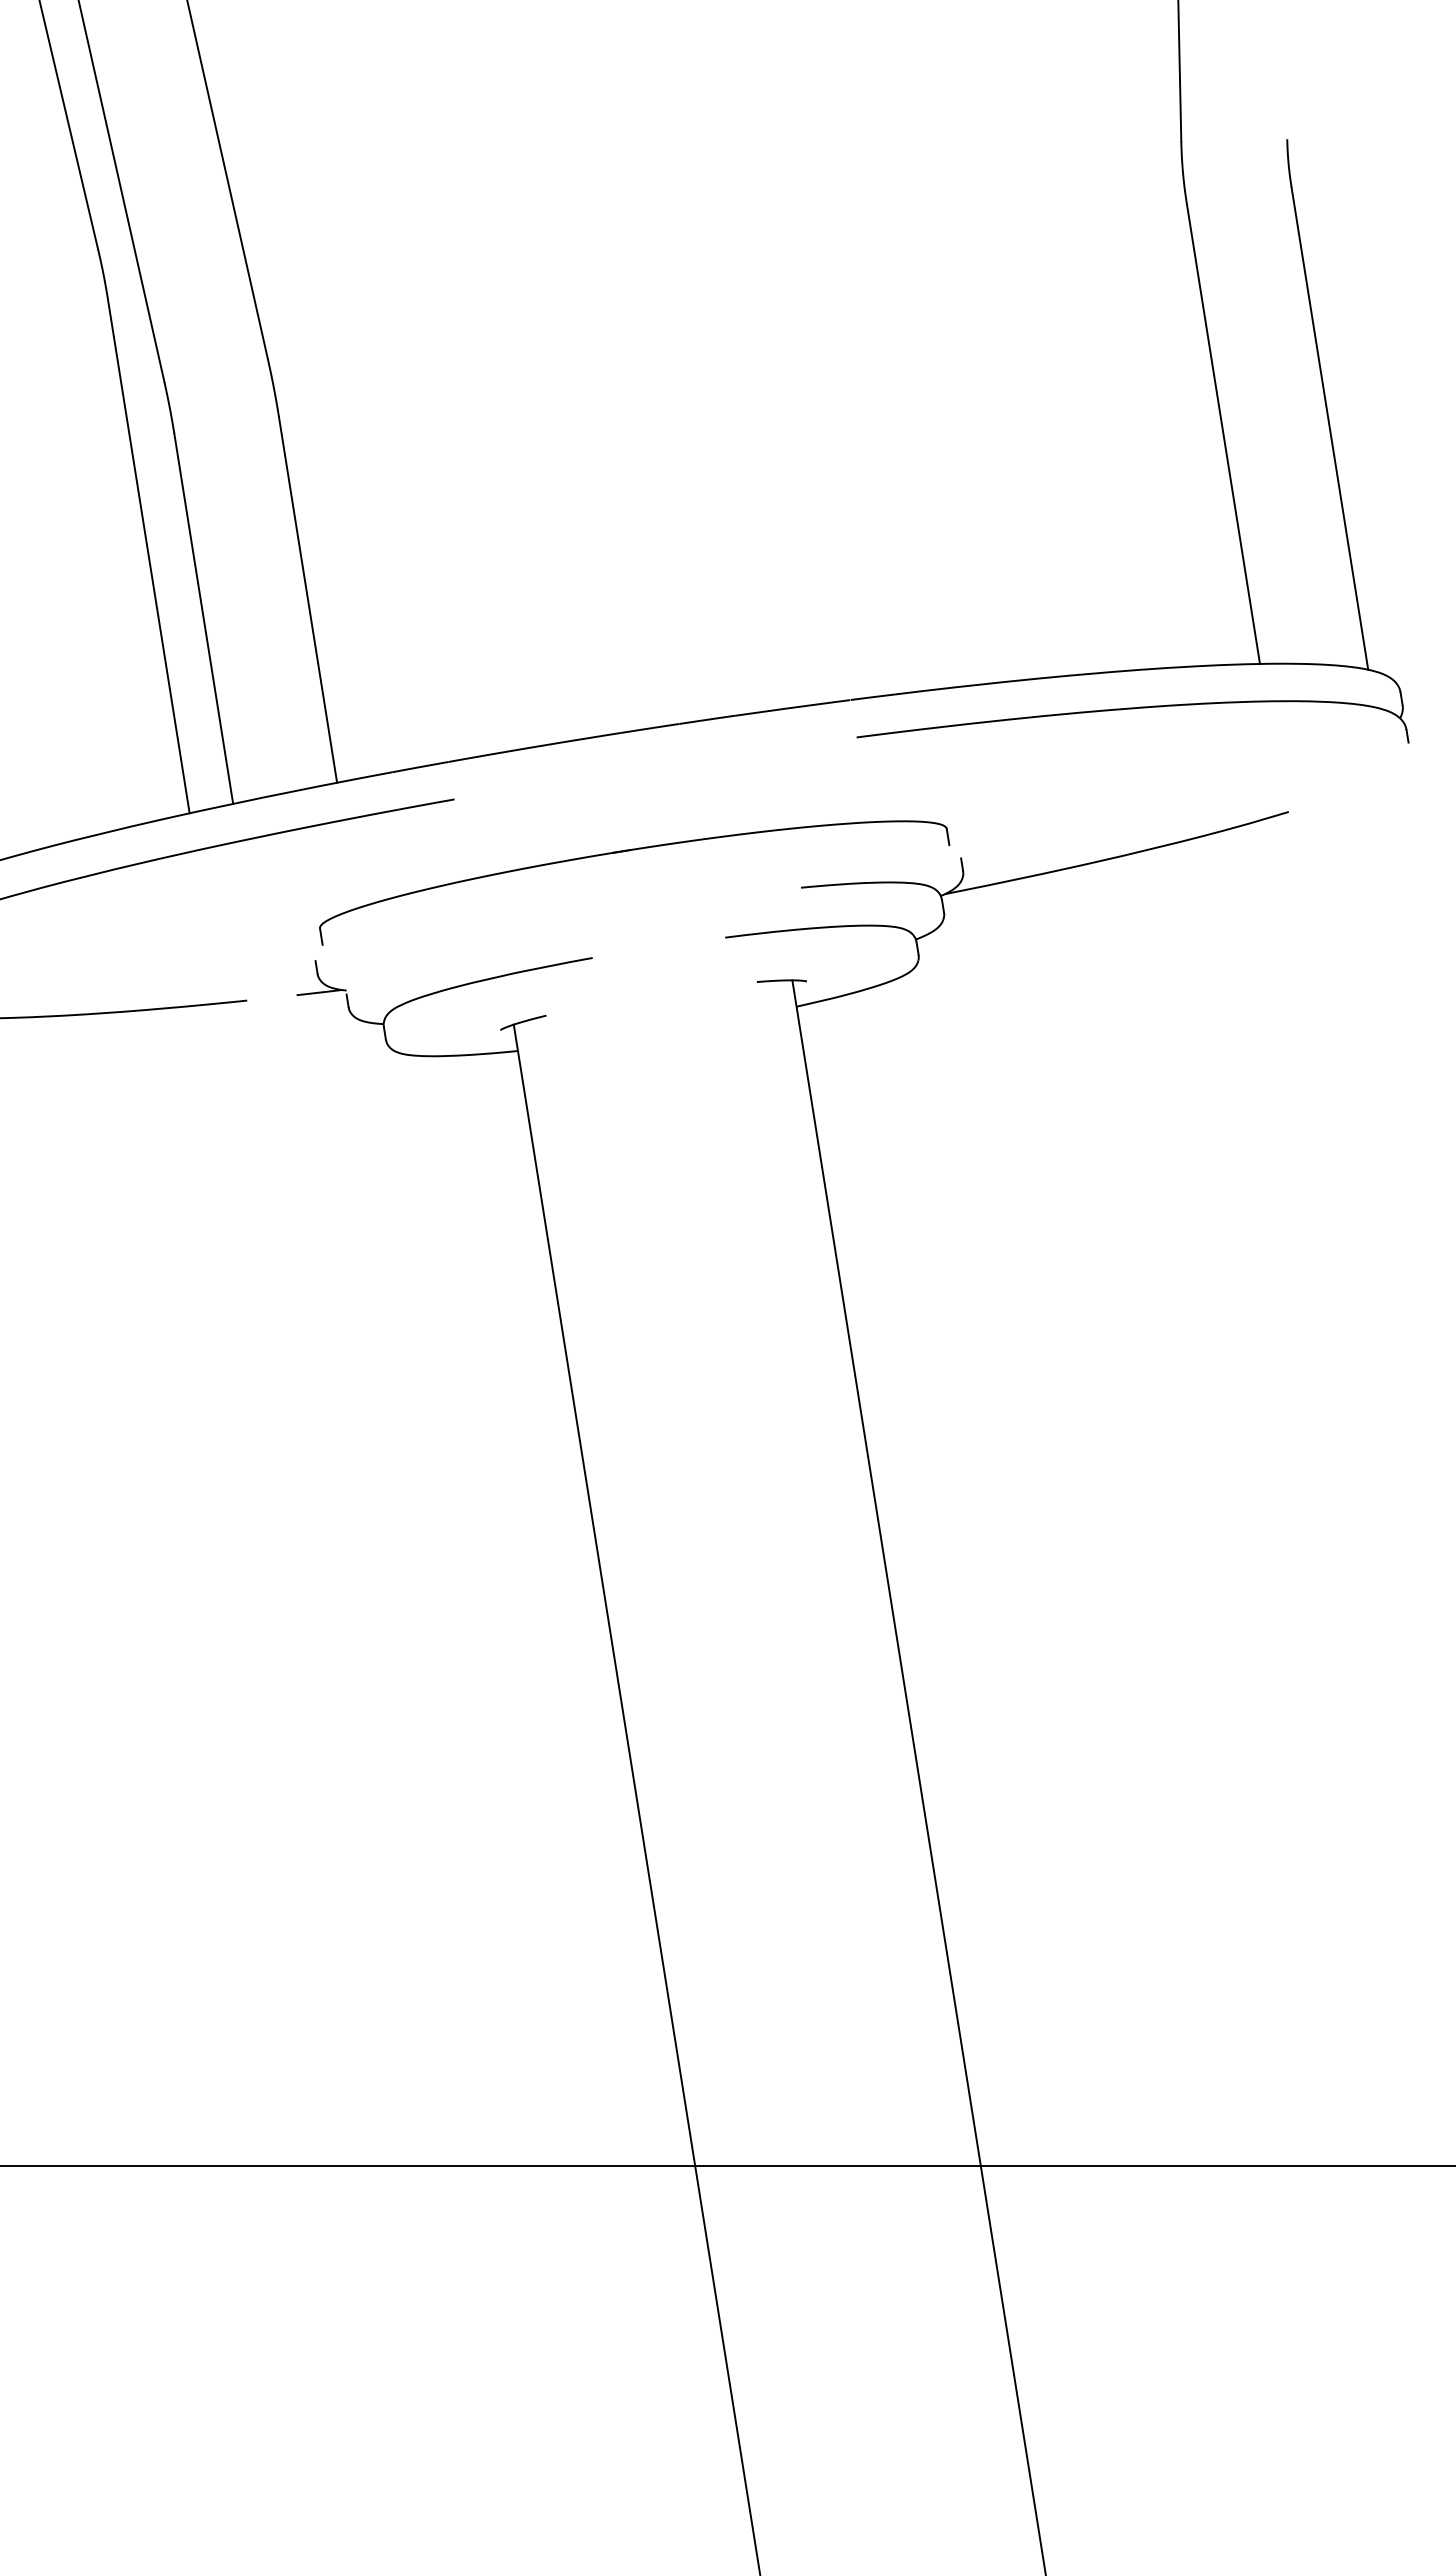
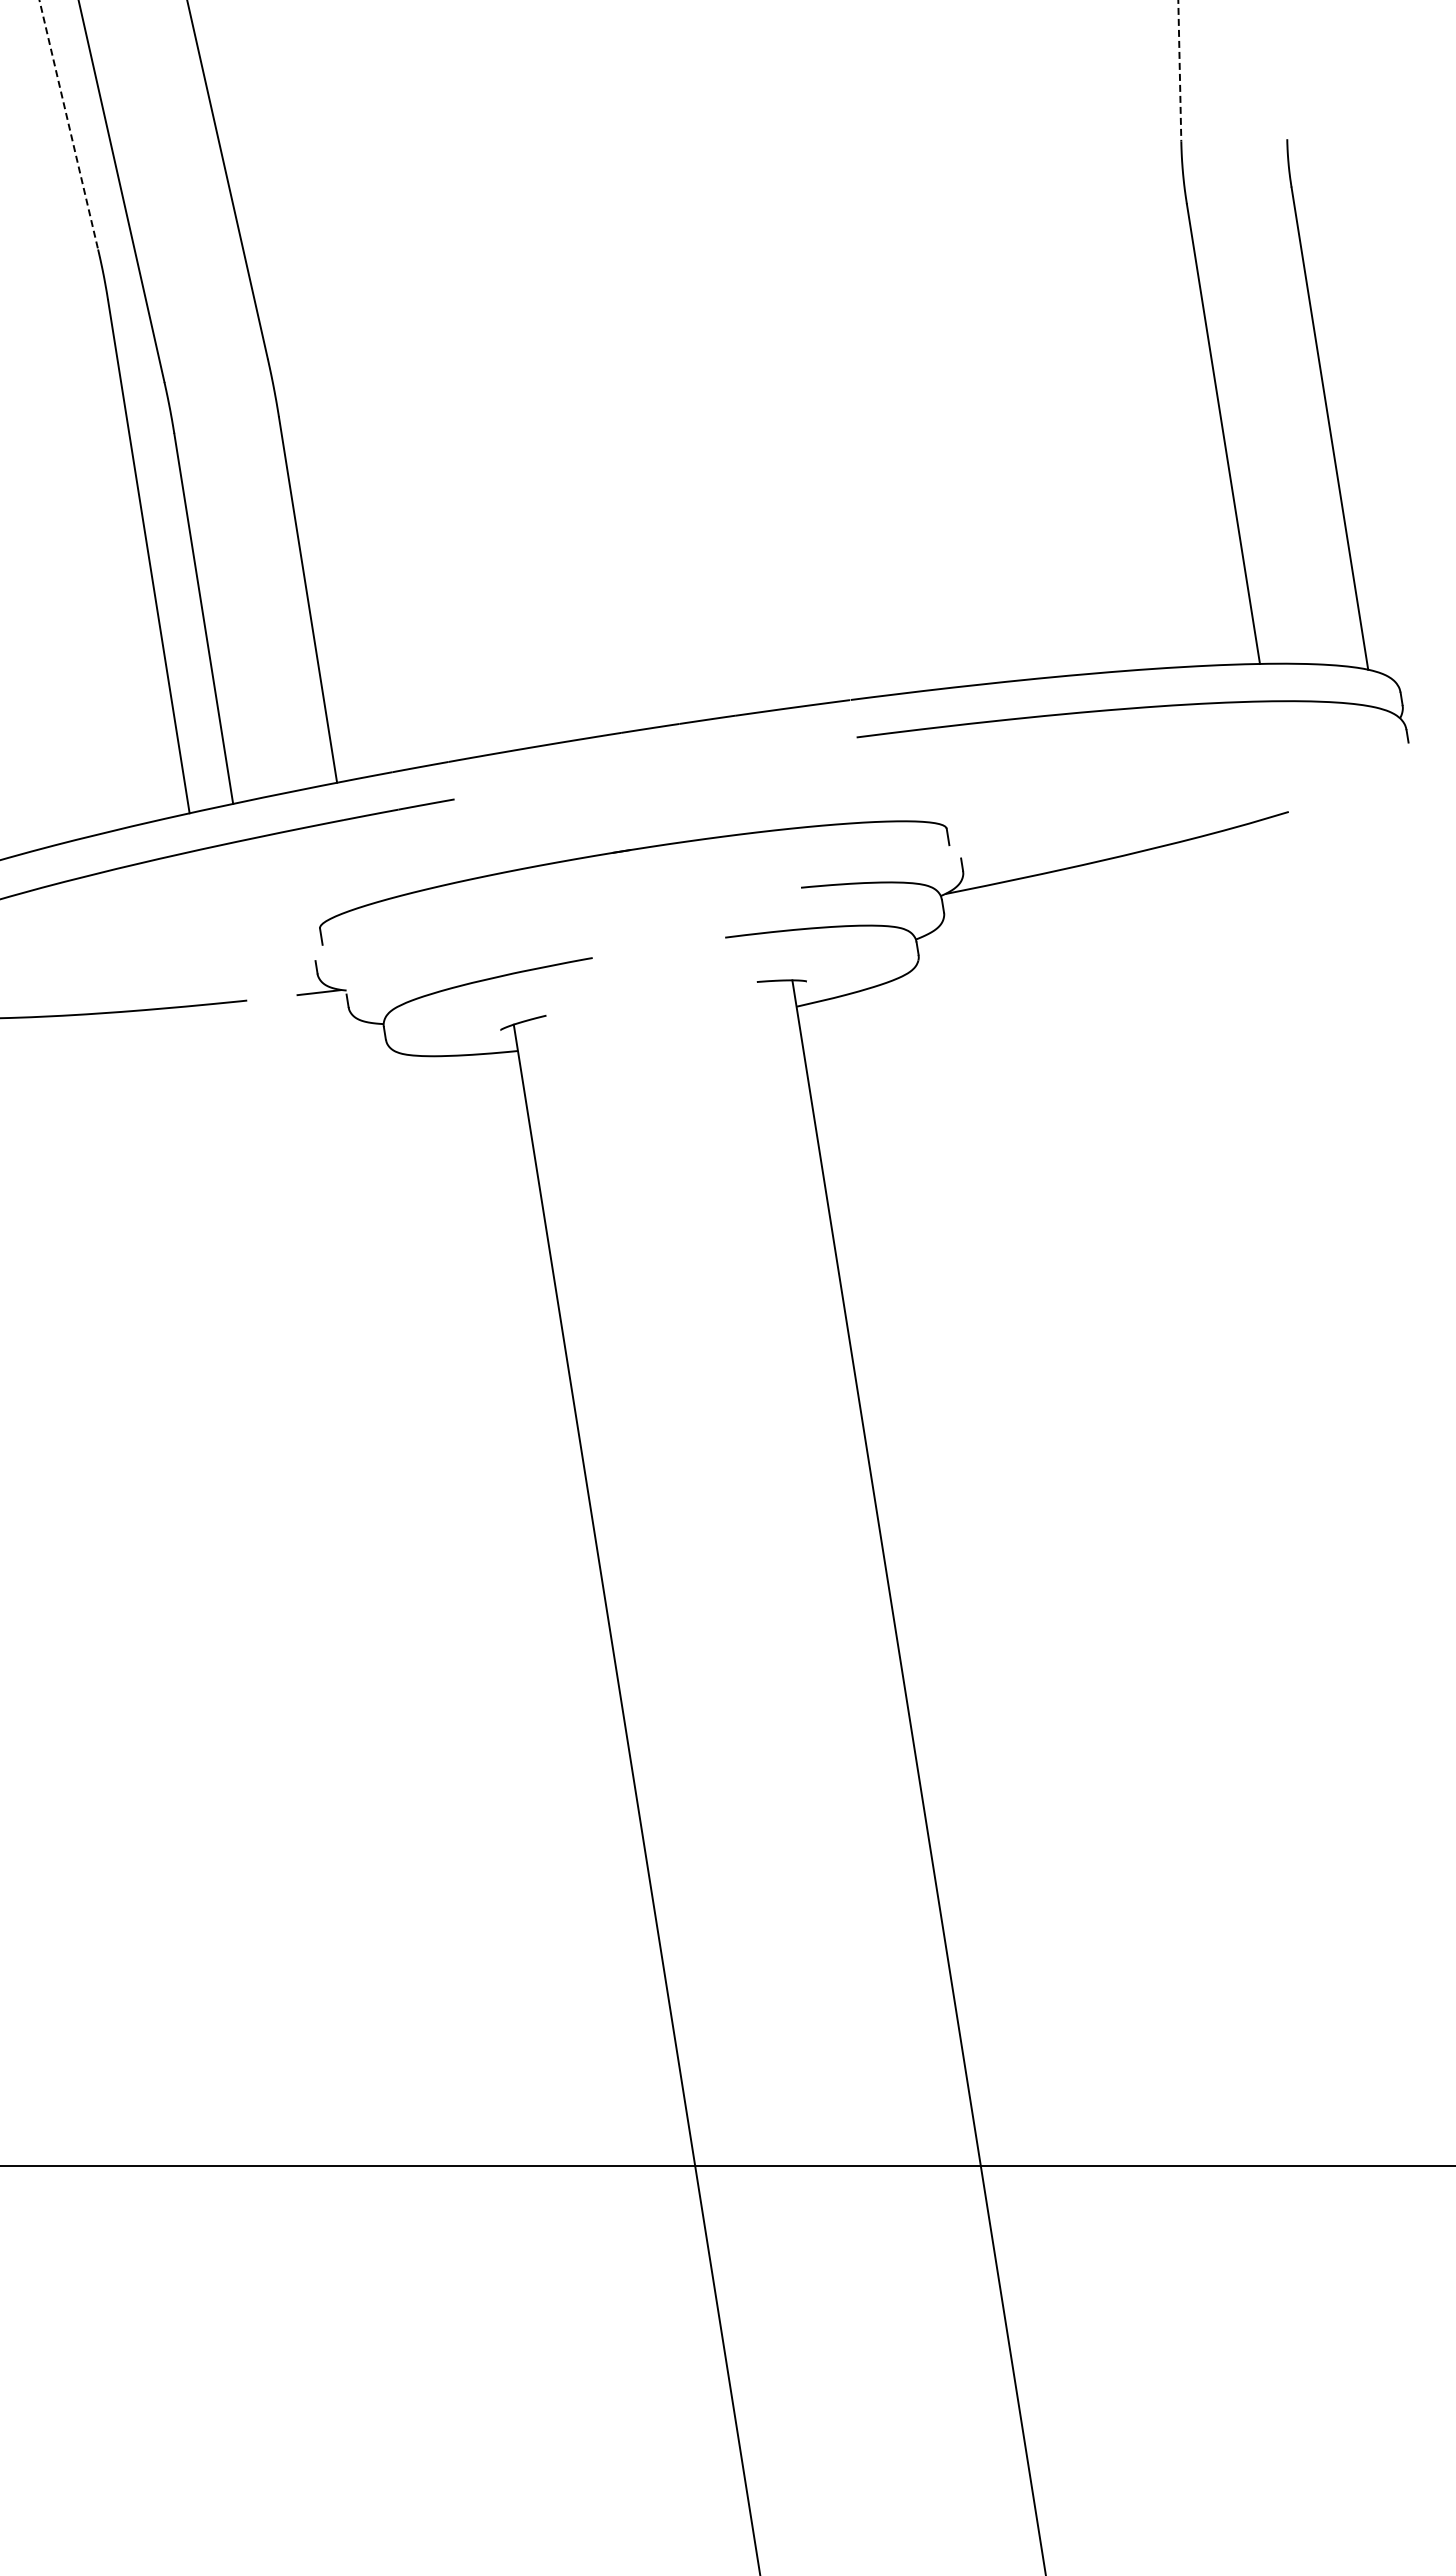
line: solid -> dashed (1179, 71)
line: solid -> dashed (68, 124)
